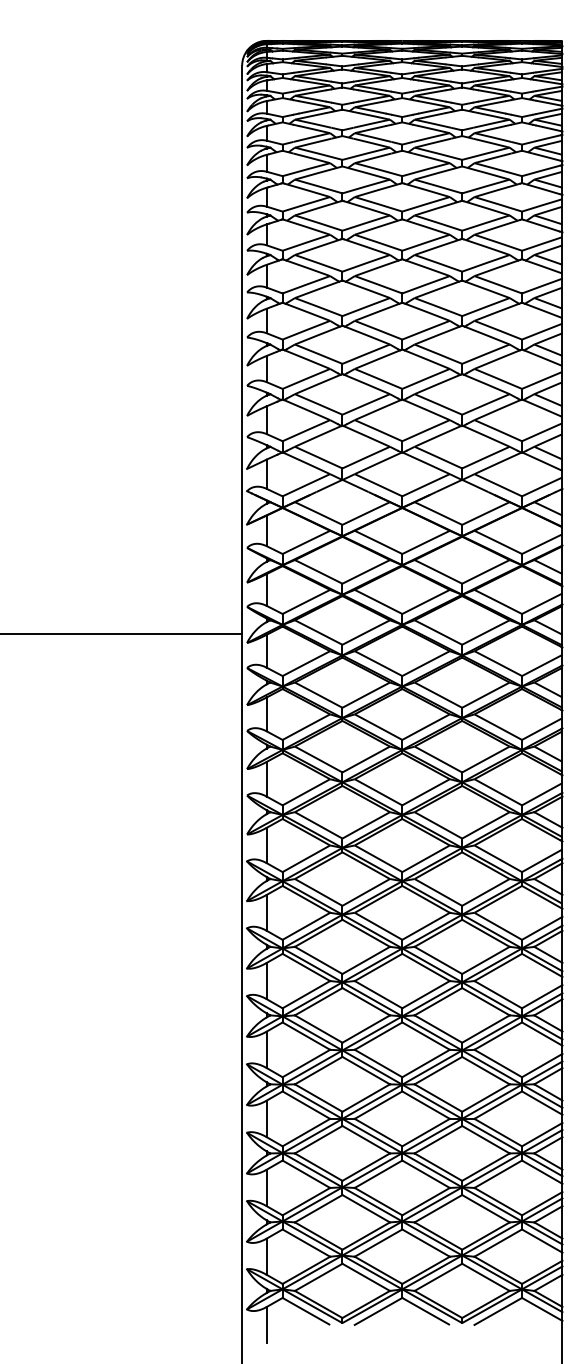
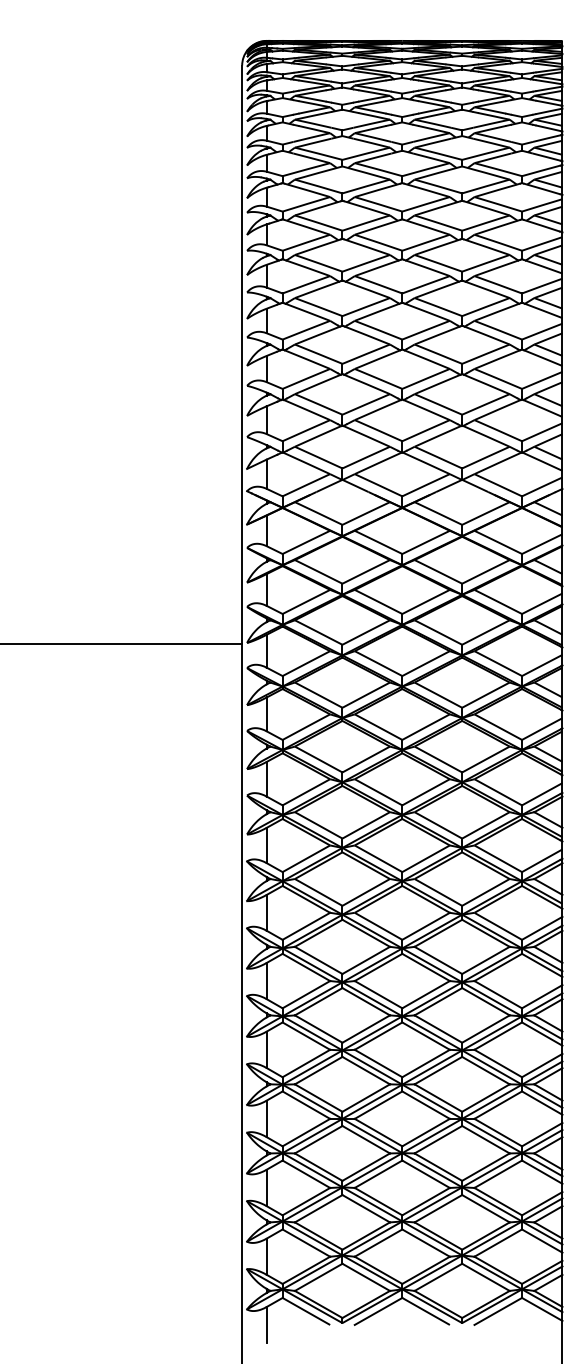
line position: (122, 634) -> (122, 644) (122, 644)
